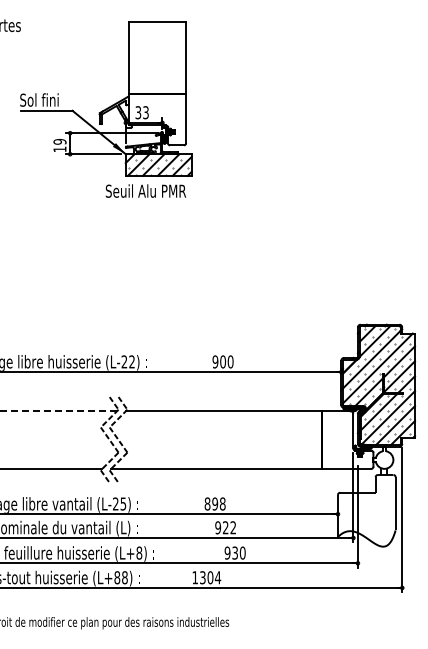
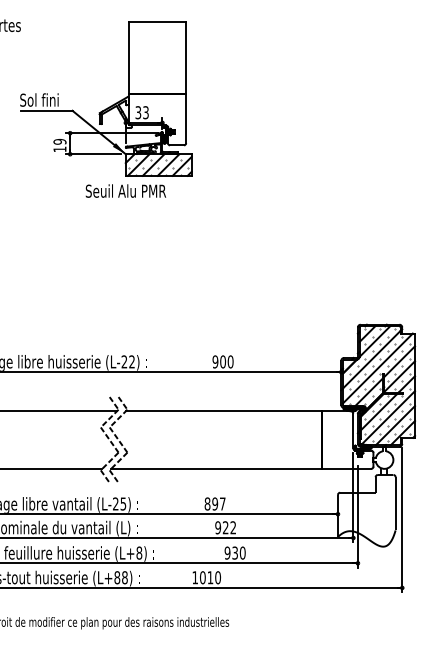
text position: (145, 190) -> (125, 190) (125, 190)
line: dashed -> solid (58, 411)
text: 898 -> 897 (222, 503)
text: 1304 -> 1010 (210, 577)
